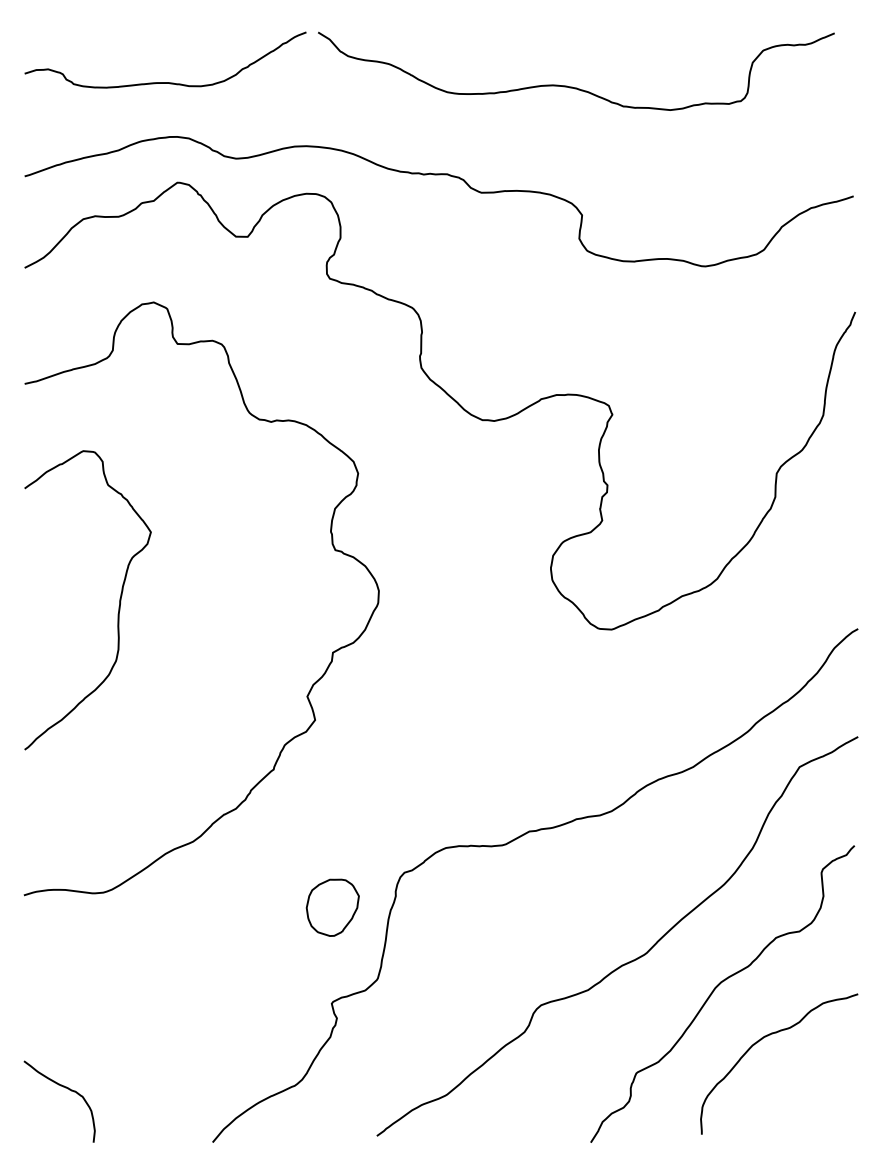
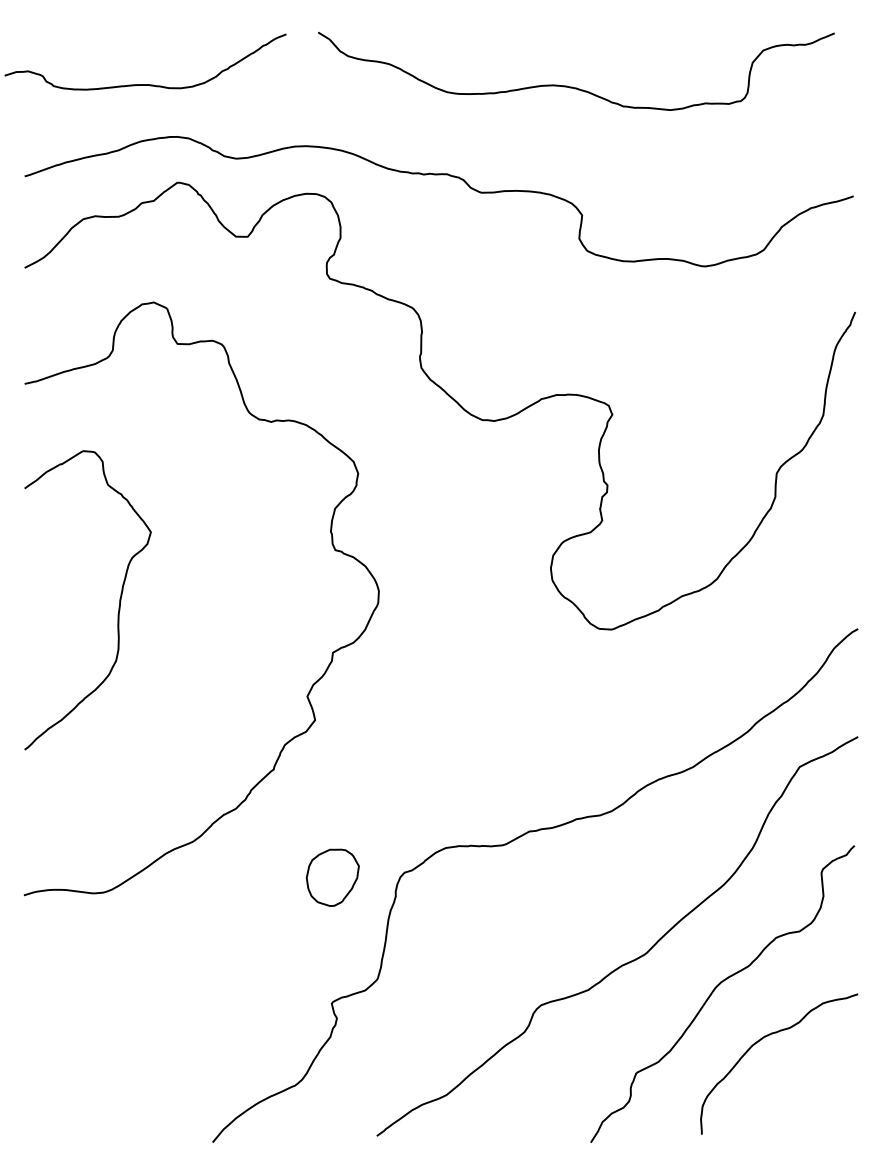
curve position: (165, 82) -> (145, 84) (145, 84)
part position: (332, 907) -> (332, 877) (332, 877)
curve: present -> none (65, 1088)
